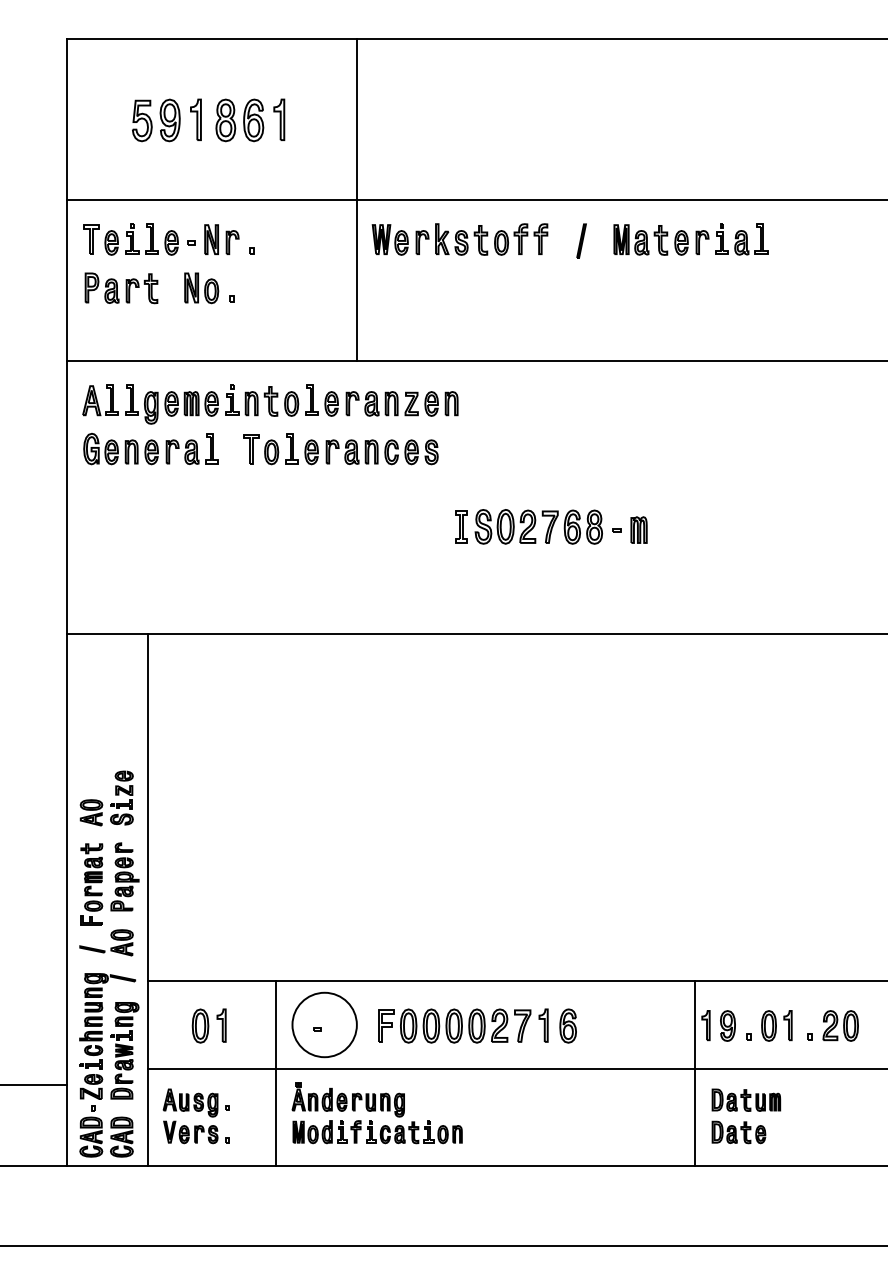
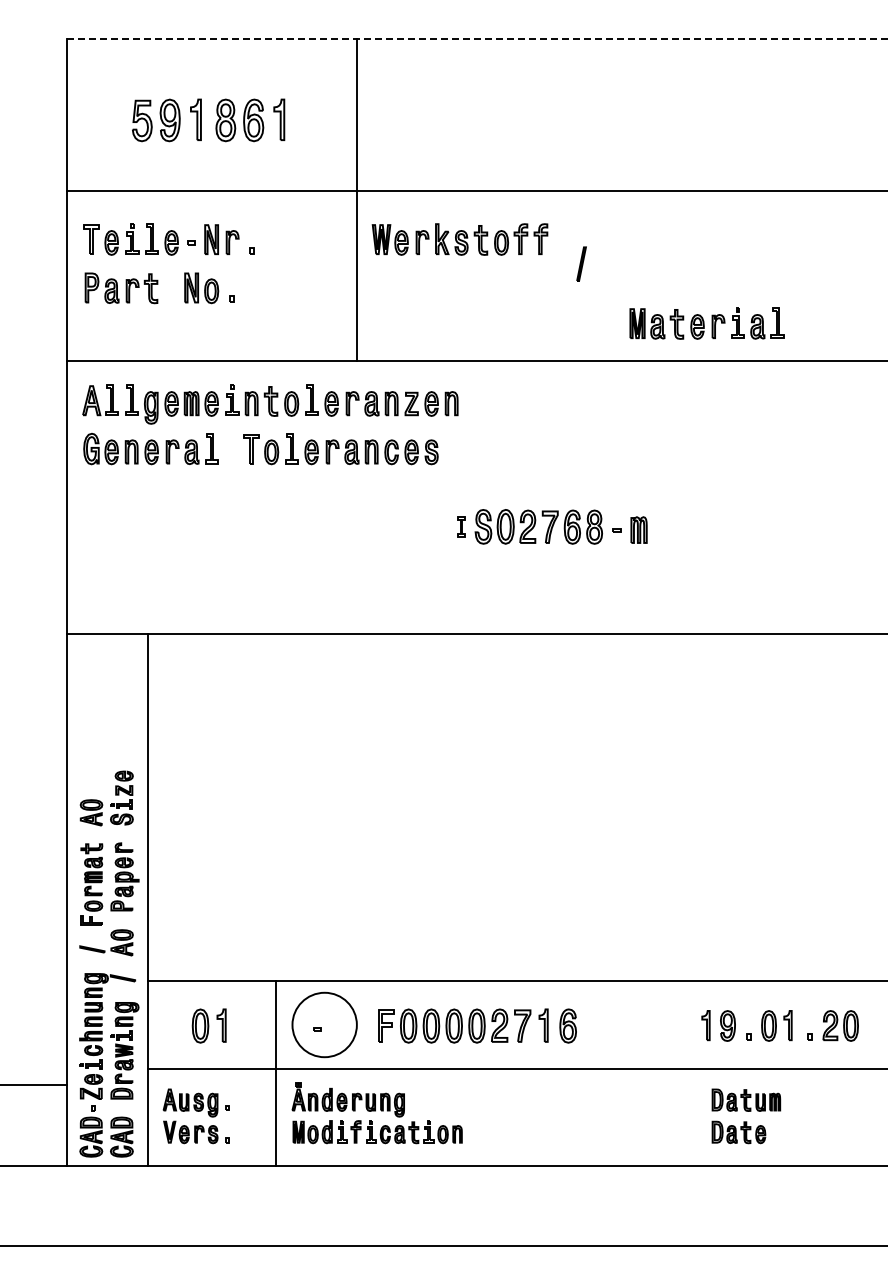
line: solid -> dashed (477, 38)
line position: (475, 199) -> (475, 190) (475, 190)
part position: (690, 239) -> (706, 323) (706, 323)
part position: (581, 240) -> (581, 263) (581, 263)
part size: 13x34 px -> 9x22 px (461, 526)
line: present -> none (695, 1072)
